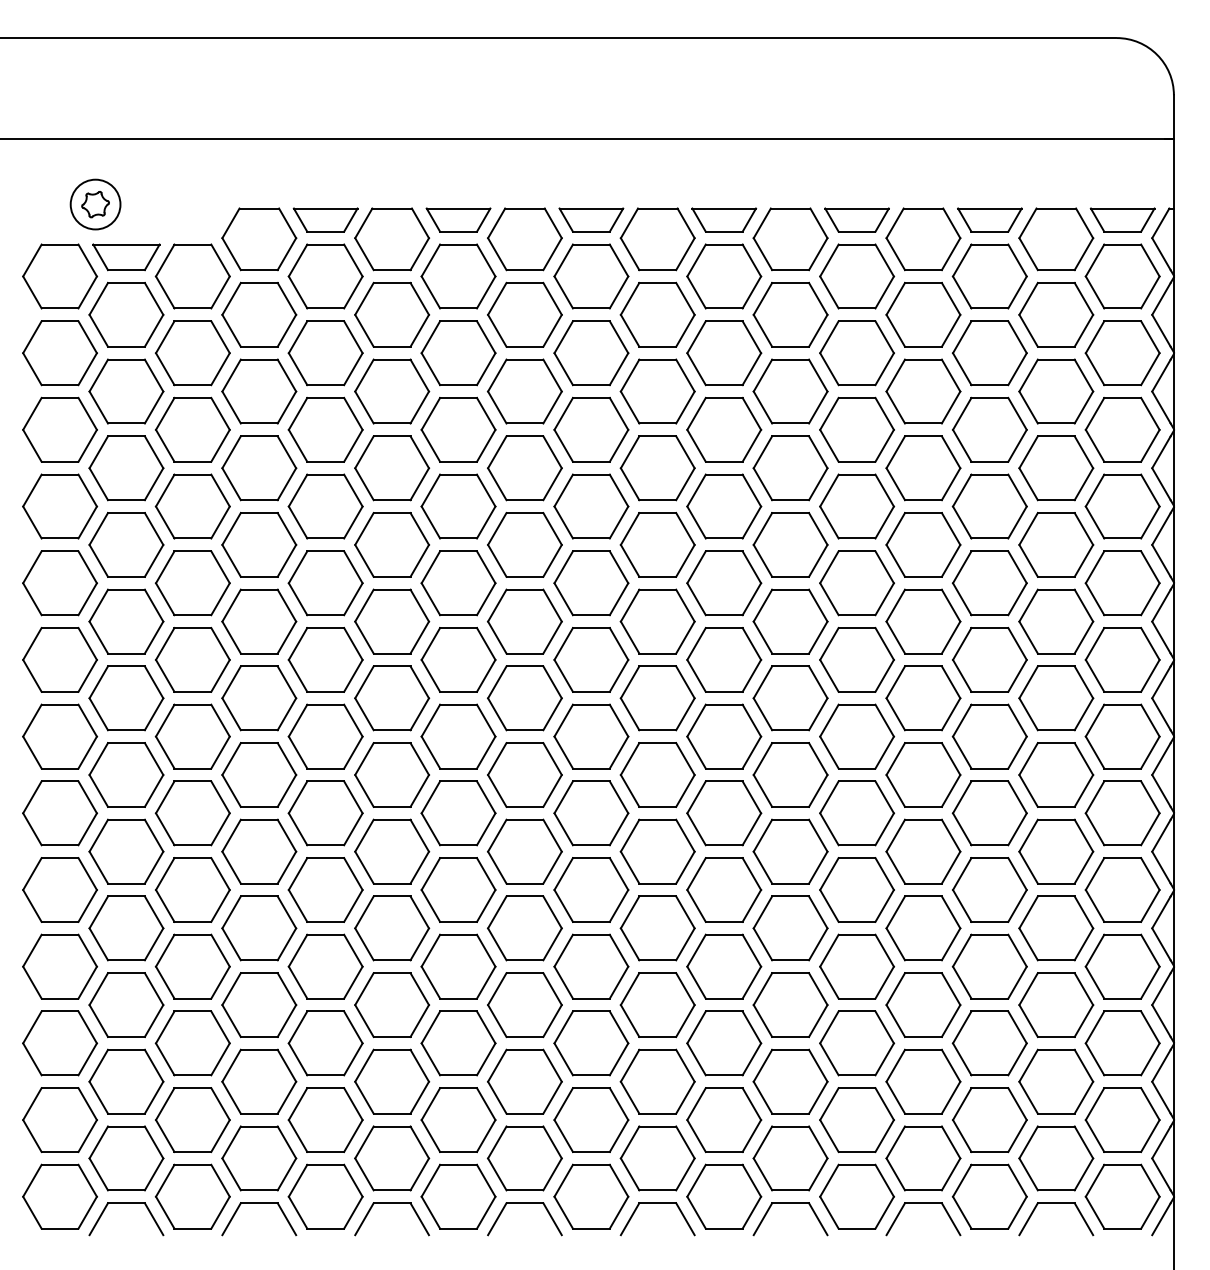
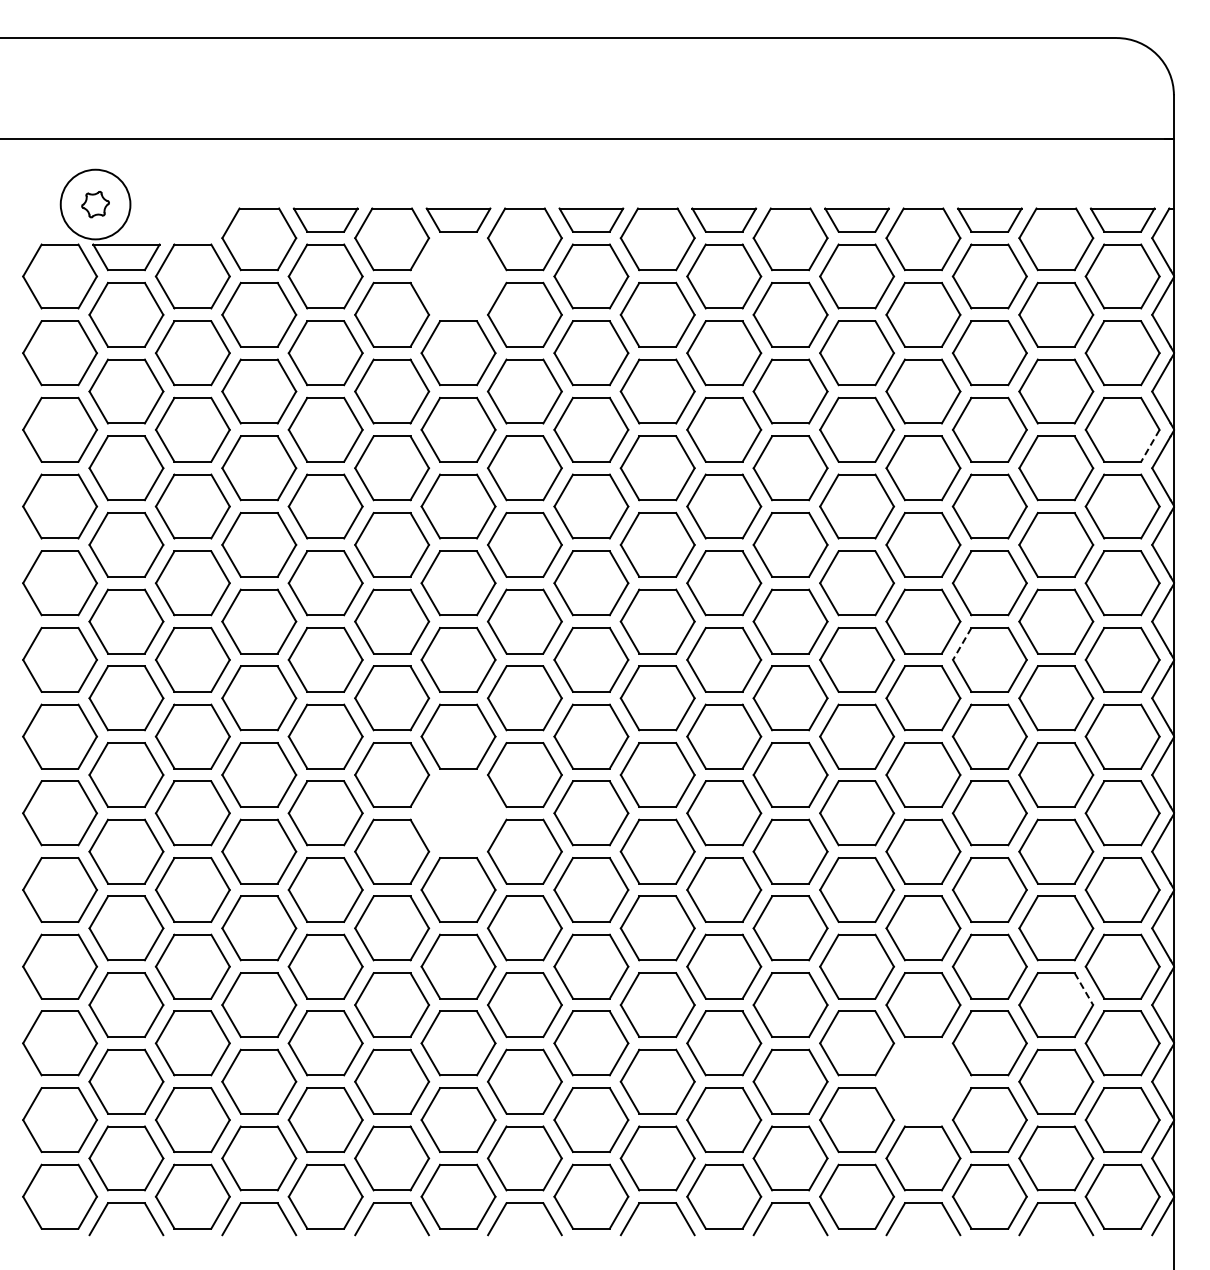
circle diameter: 50 px -> 70 px (95, 204)
part: present -> none (458, 276)
line: solid -> dashed (1150, 446)
line: solid -> dashed (961, 644)
part: present -> none (458, 813)
line: solid -> dashed (1084, 989)
part: present -> none (923, 1081)
